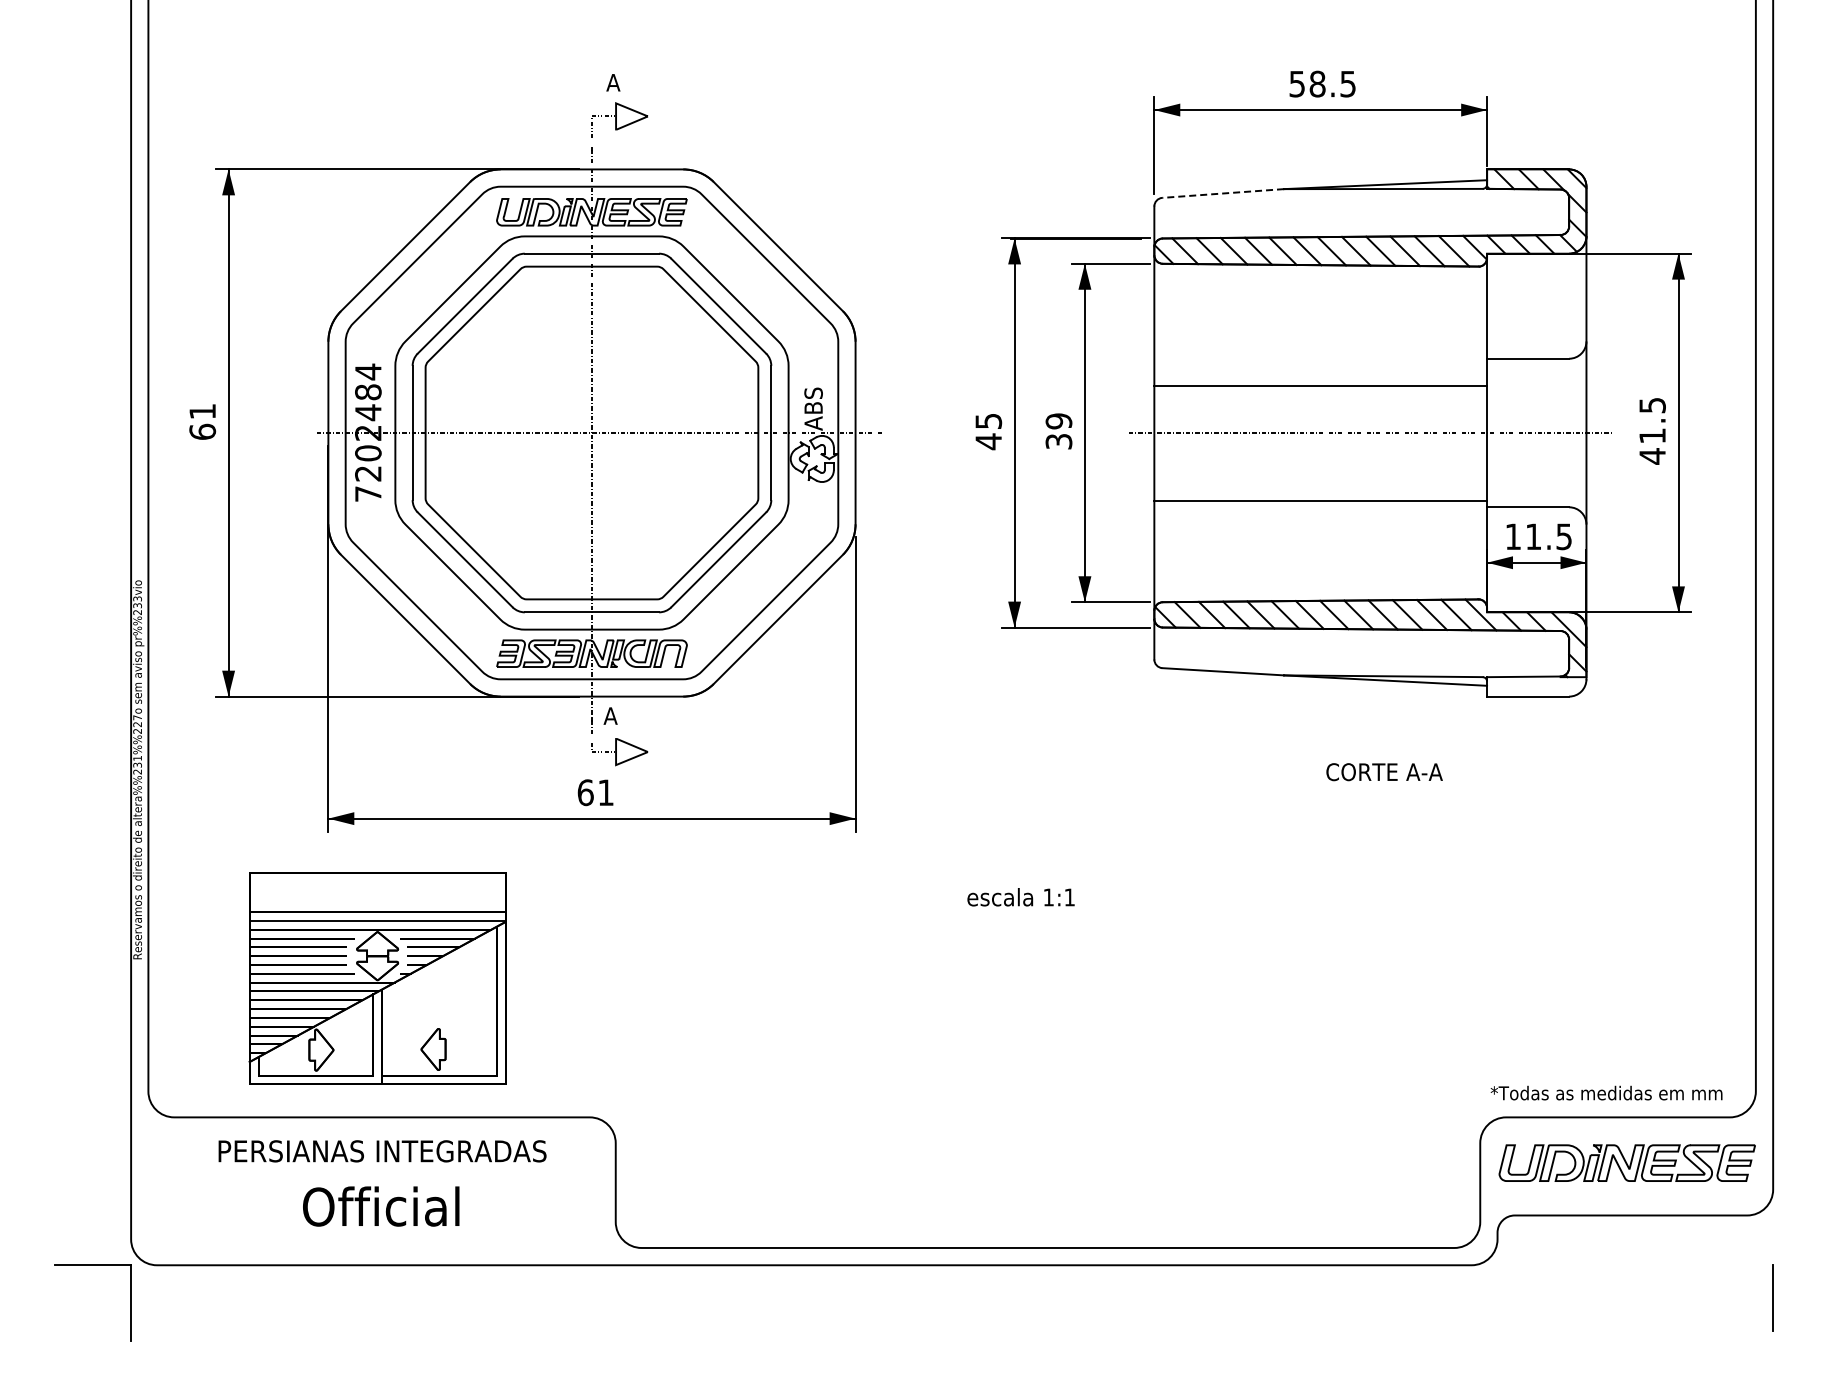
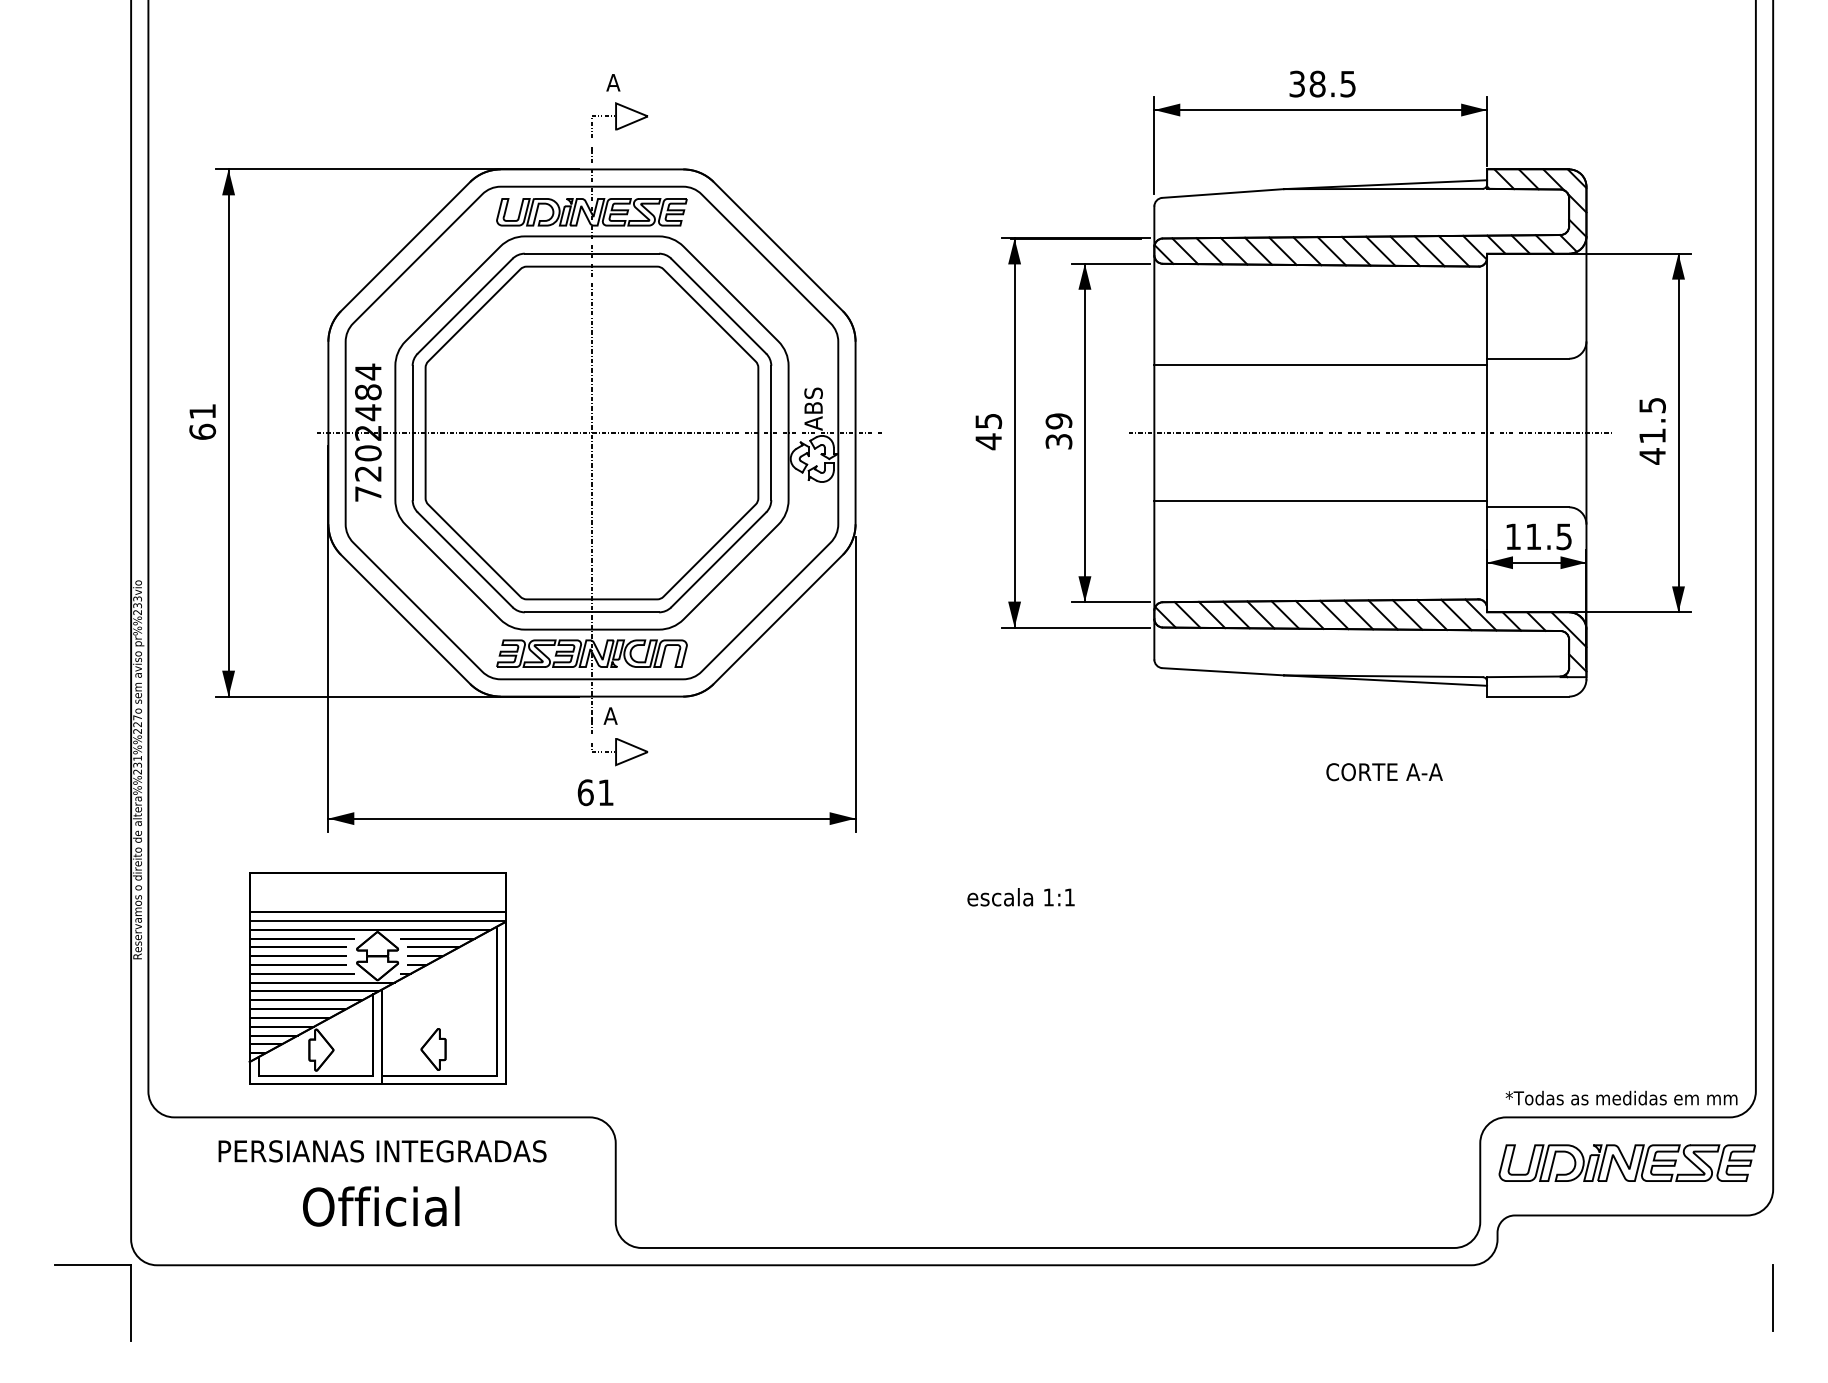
text: 58.5 -> 38.5 (1297, 83)
line: dashed -> solid (1222, 193)
line position: (1320, 386) -> (1320, 365) (1320, 365)
text position: (1606, 1092) -> (1621, 1097) (1621, 1097)
